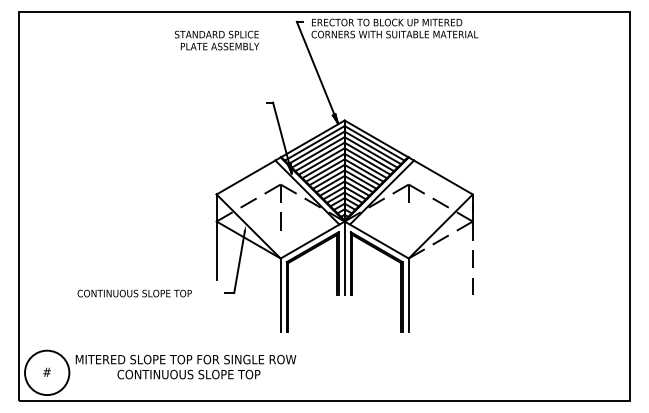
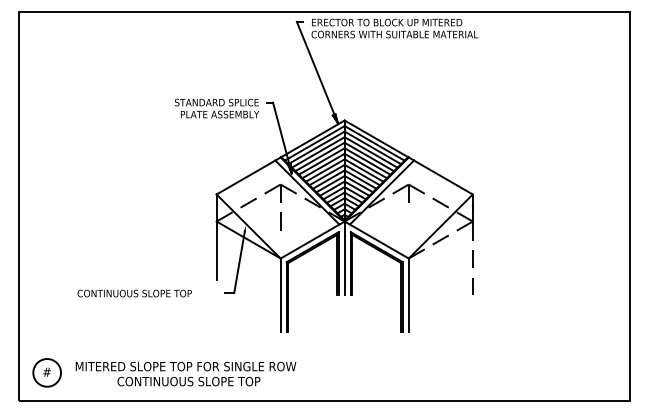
text position: (216, 40) -> (216, 108) (216, 108)
text position: (185, 366) -> (185, 373) (185, 373)
circle diameter: 44 px -> 28 px (47, 372)
